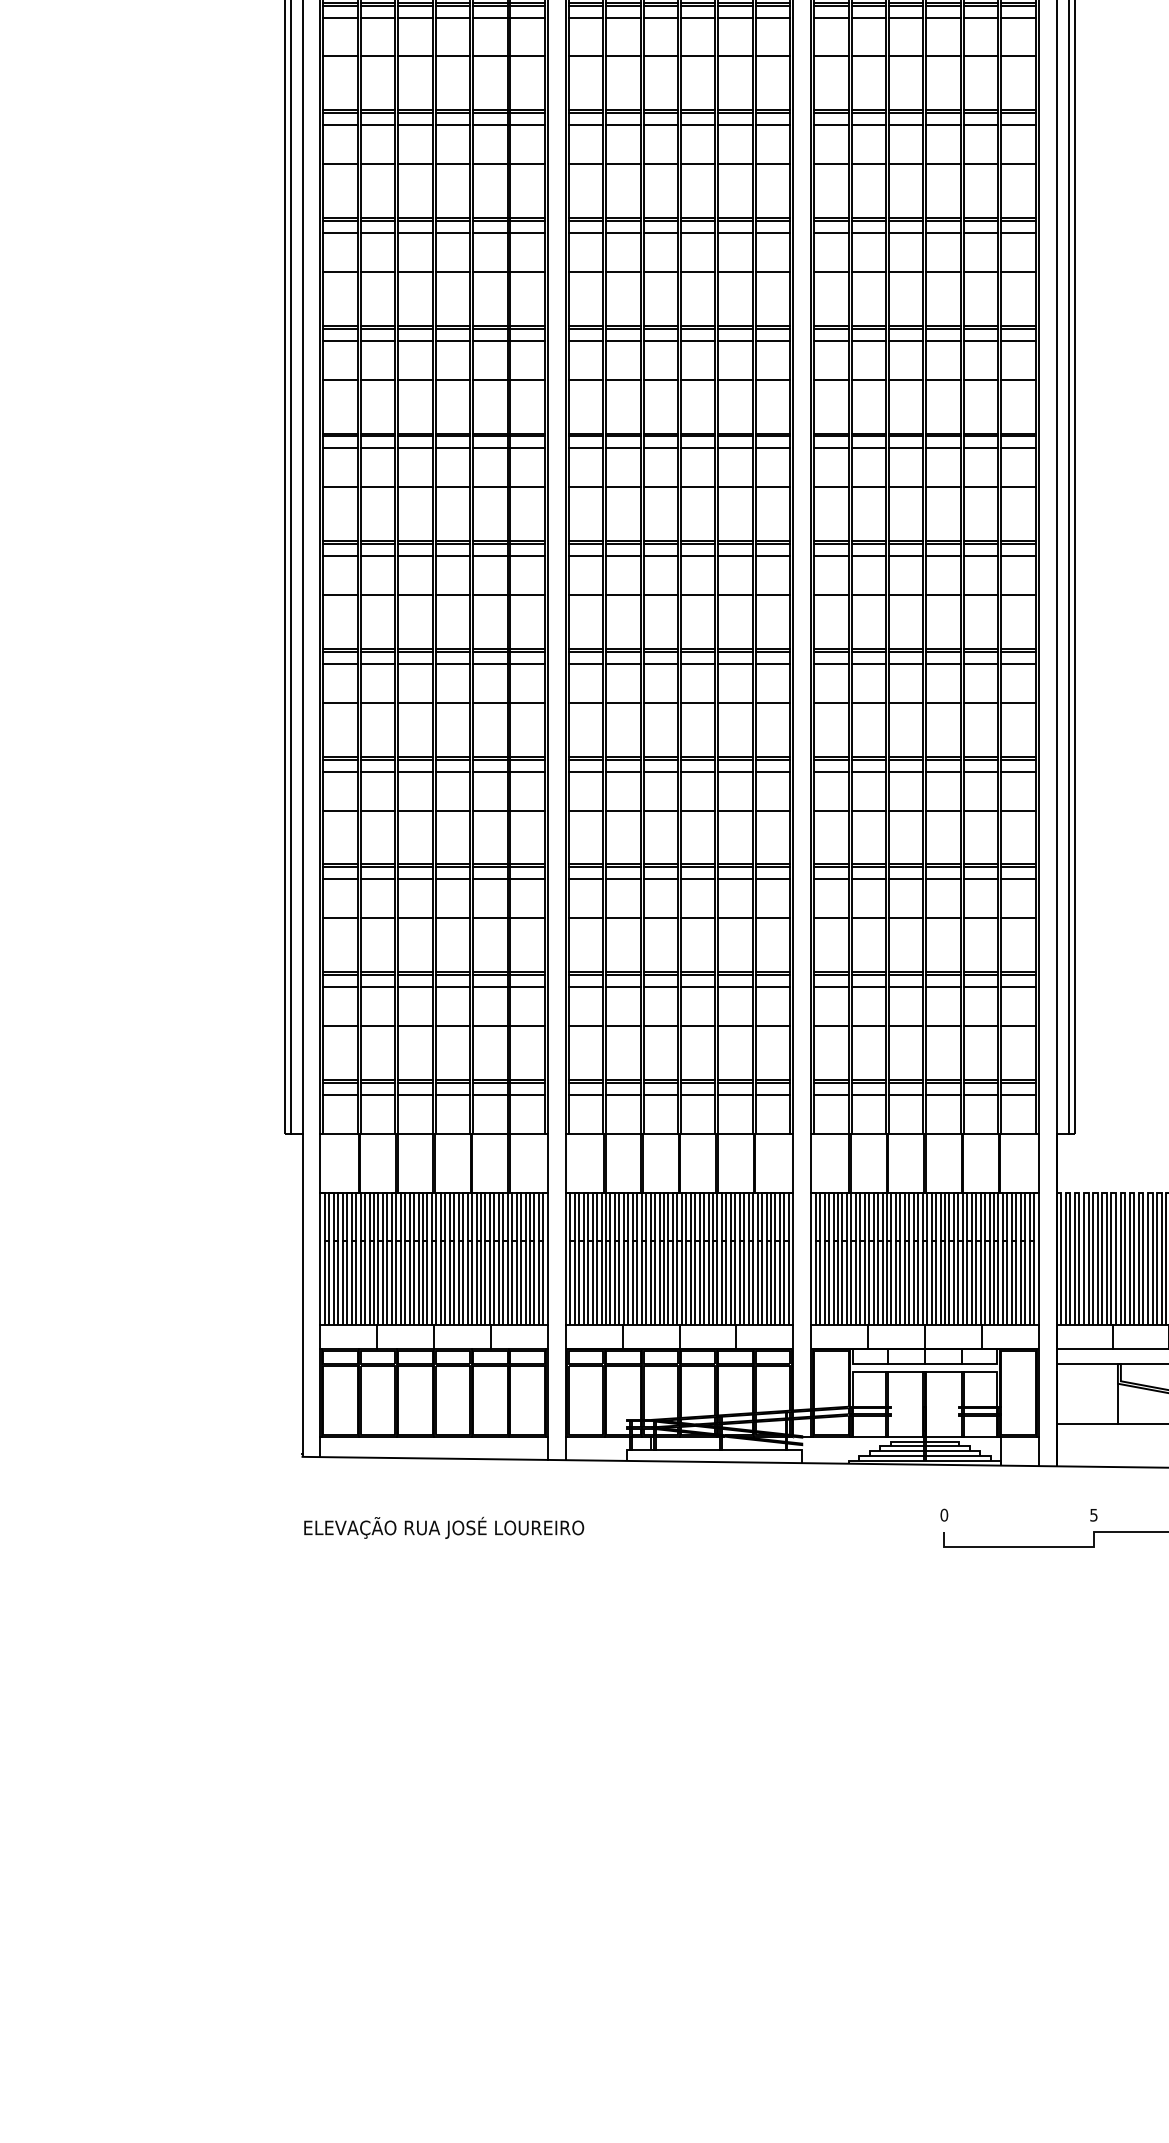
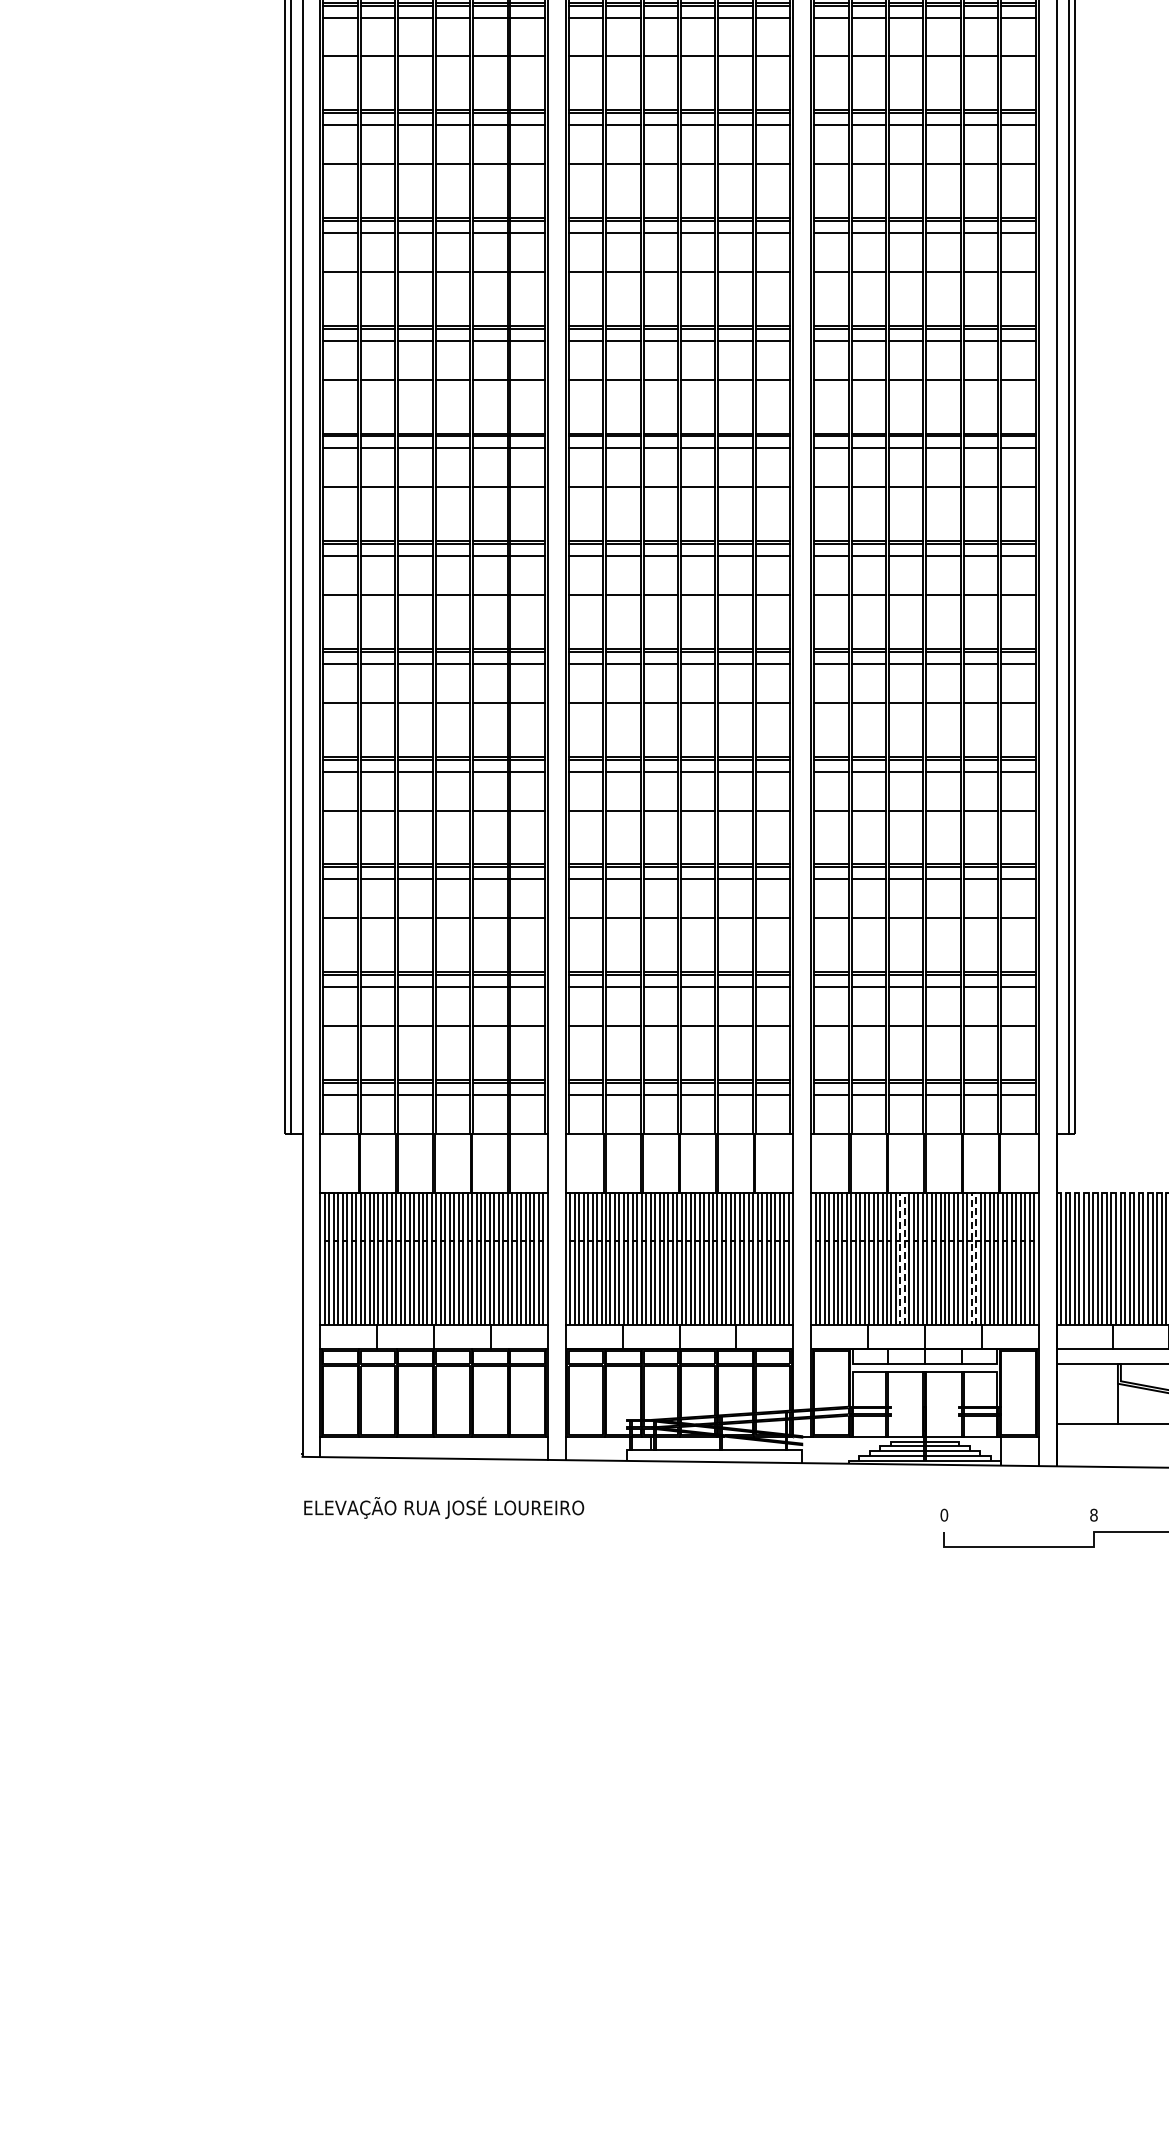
line: solid -> dashed (902, 1193)
line: solid -> dashed (973, 1193)
text: 5 -> 8 (1093, 1514)
text position: (444, 1527) -> (444, 1507) (444, 1507)
